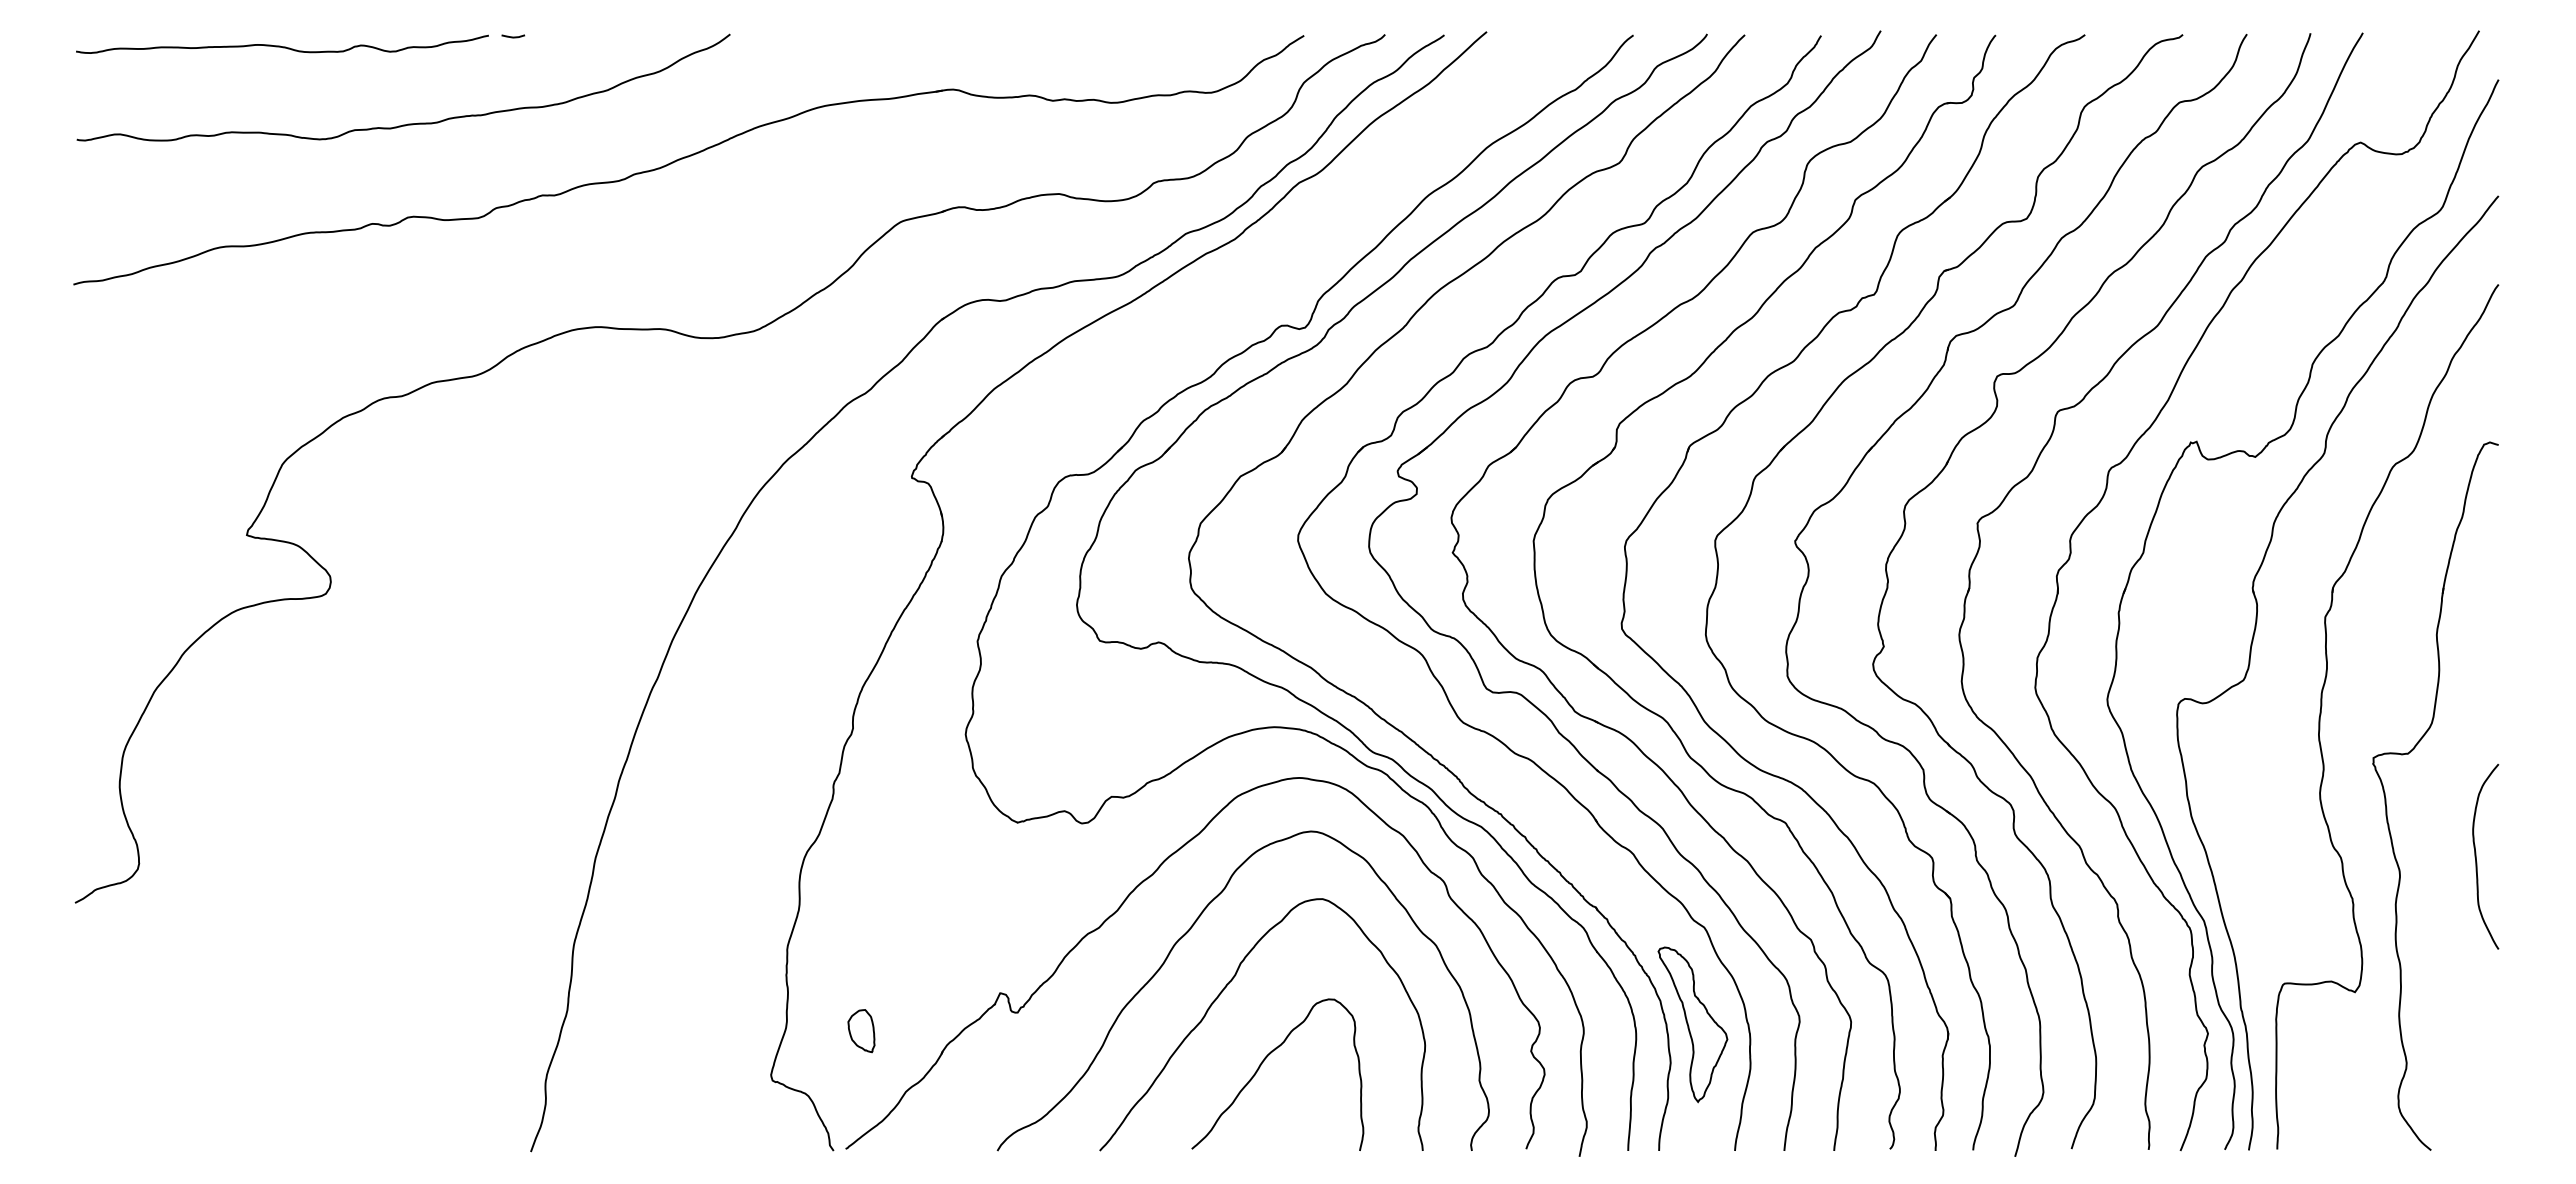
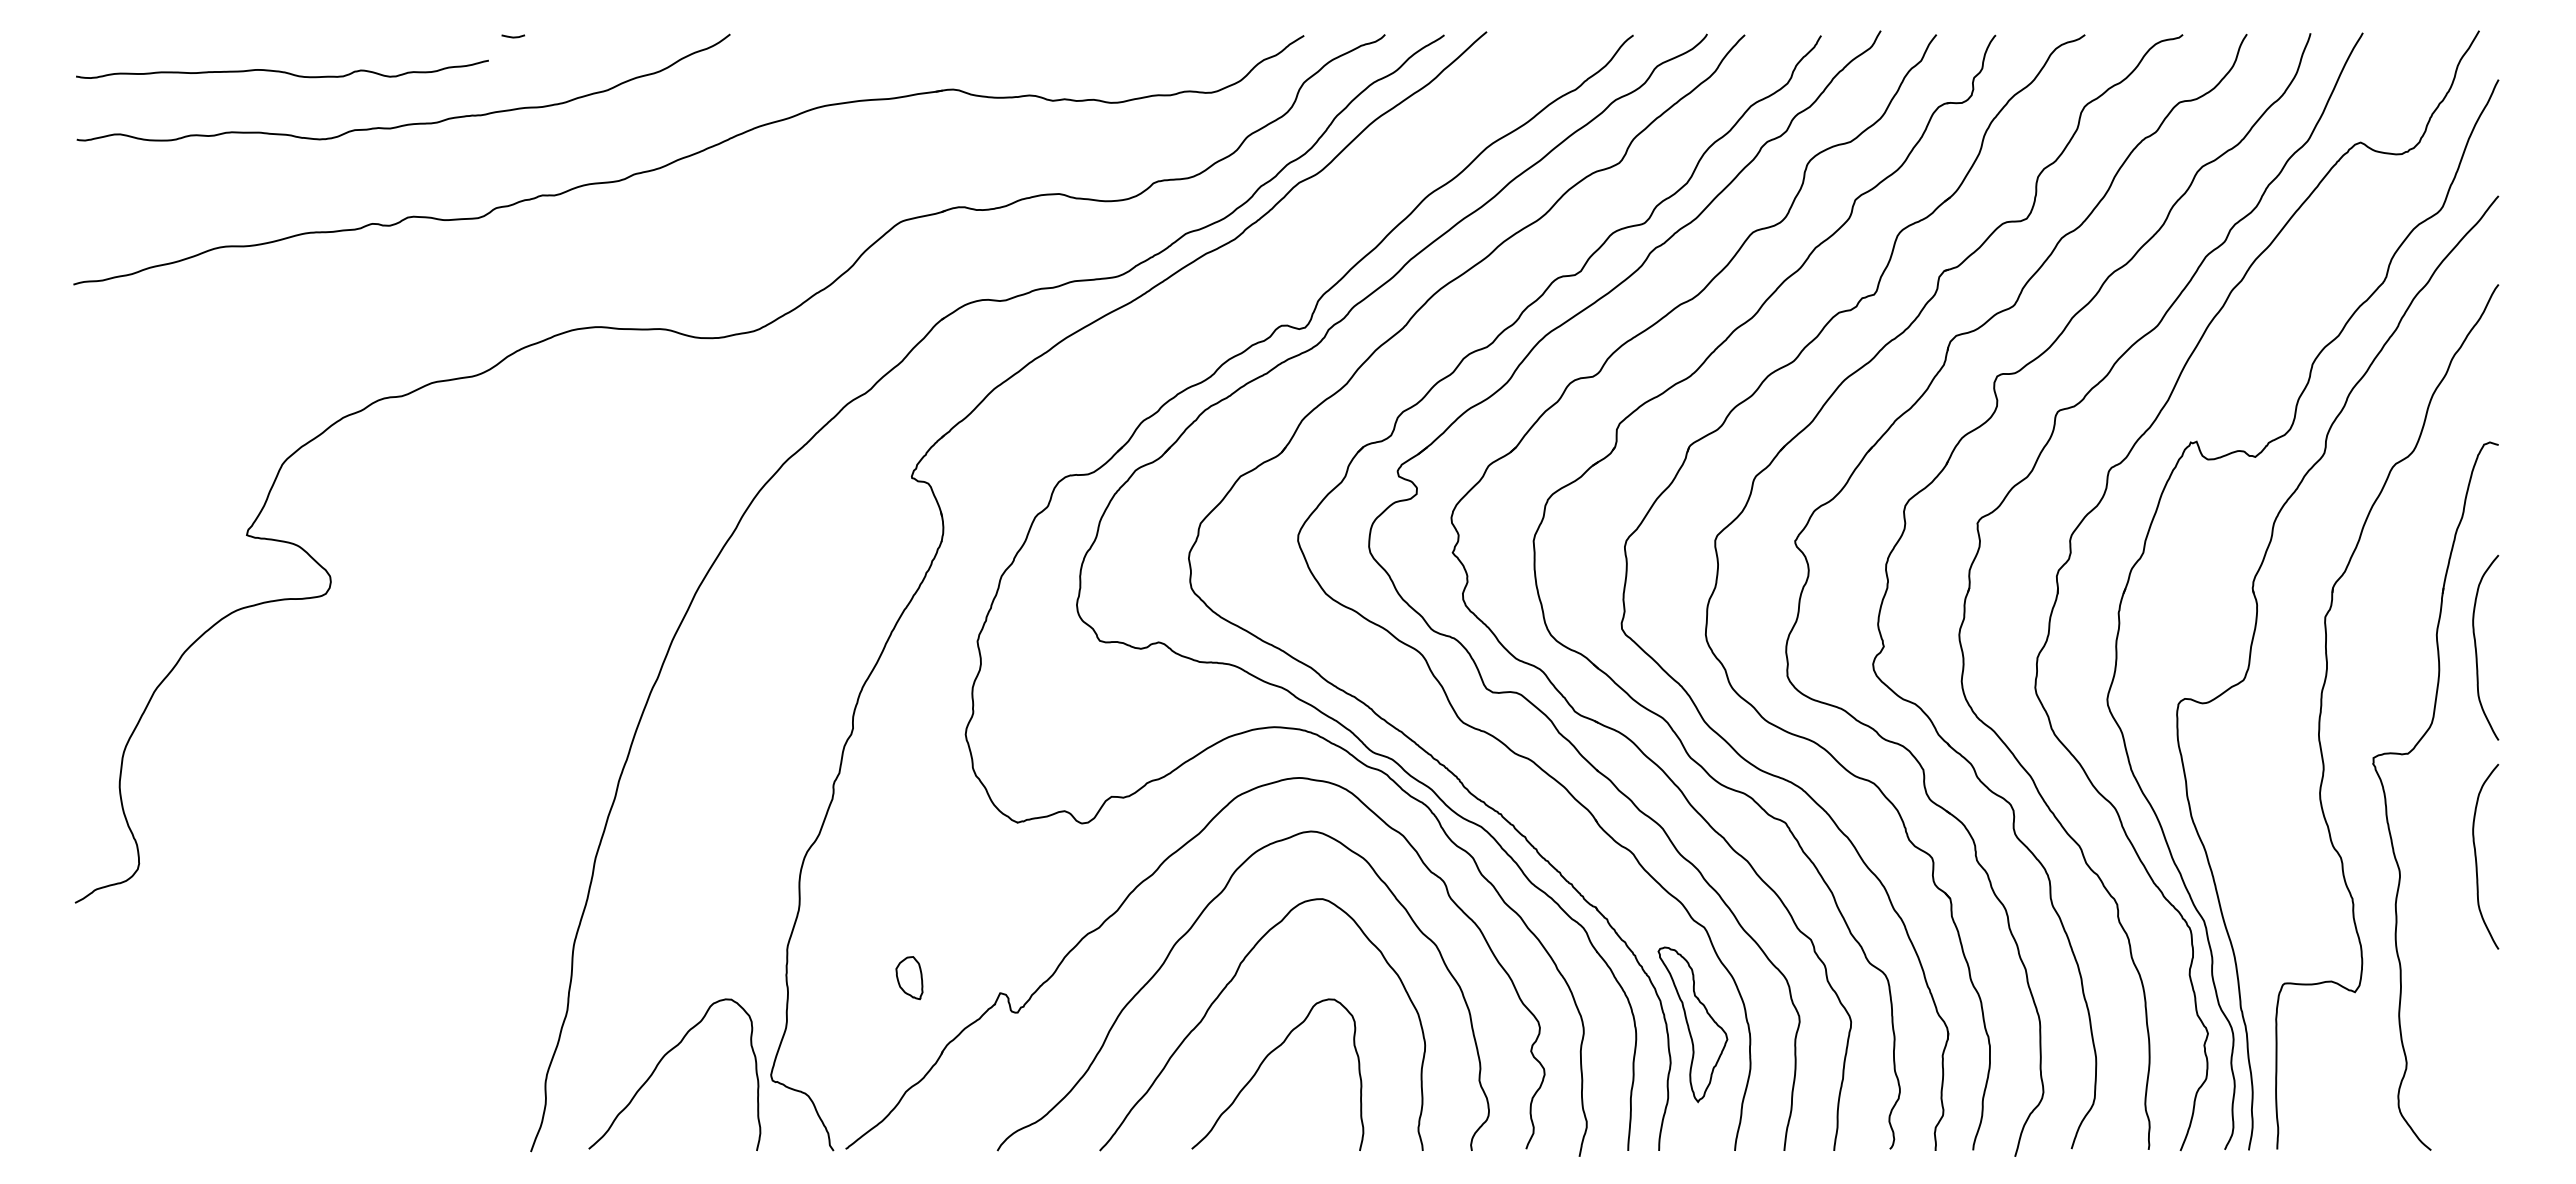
curve position: (280, 45) -> (280, 70) (280, 70)
curve: none -> present (2476, 647)
part position: (861, 1031) -> (909, 978) (909, 978)
curve: none -> present (658, 1065)
